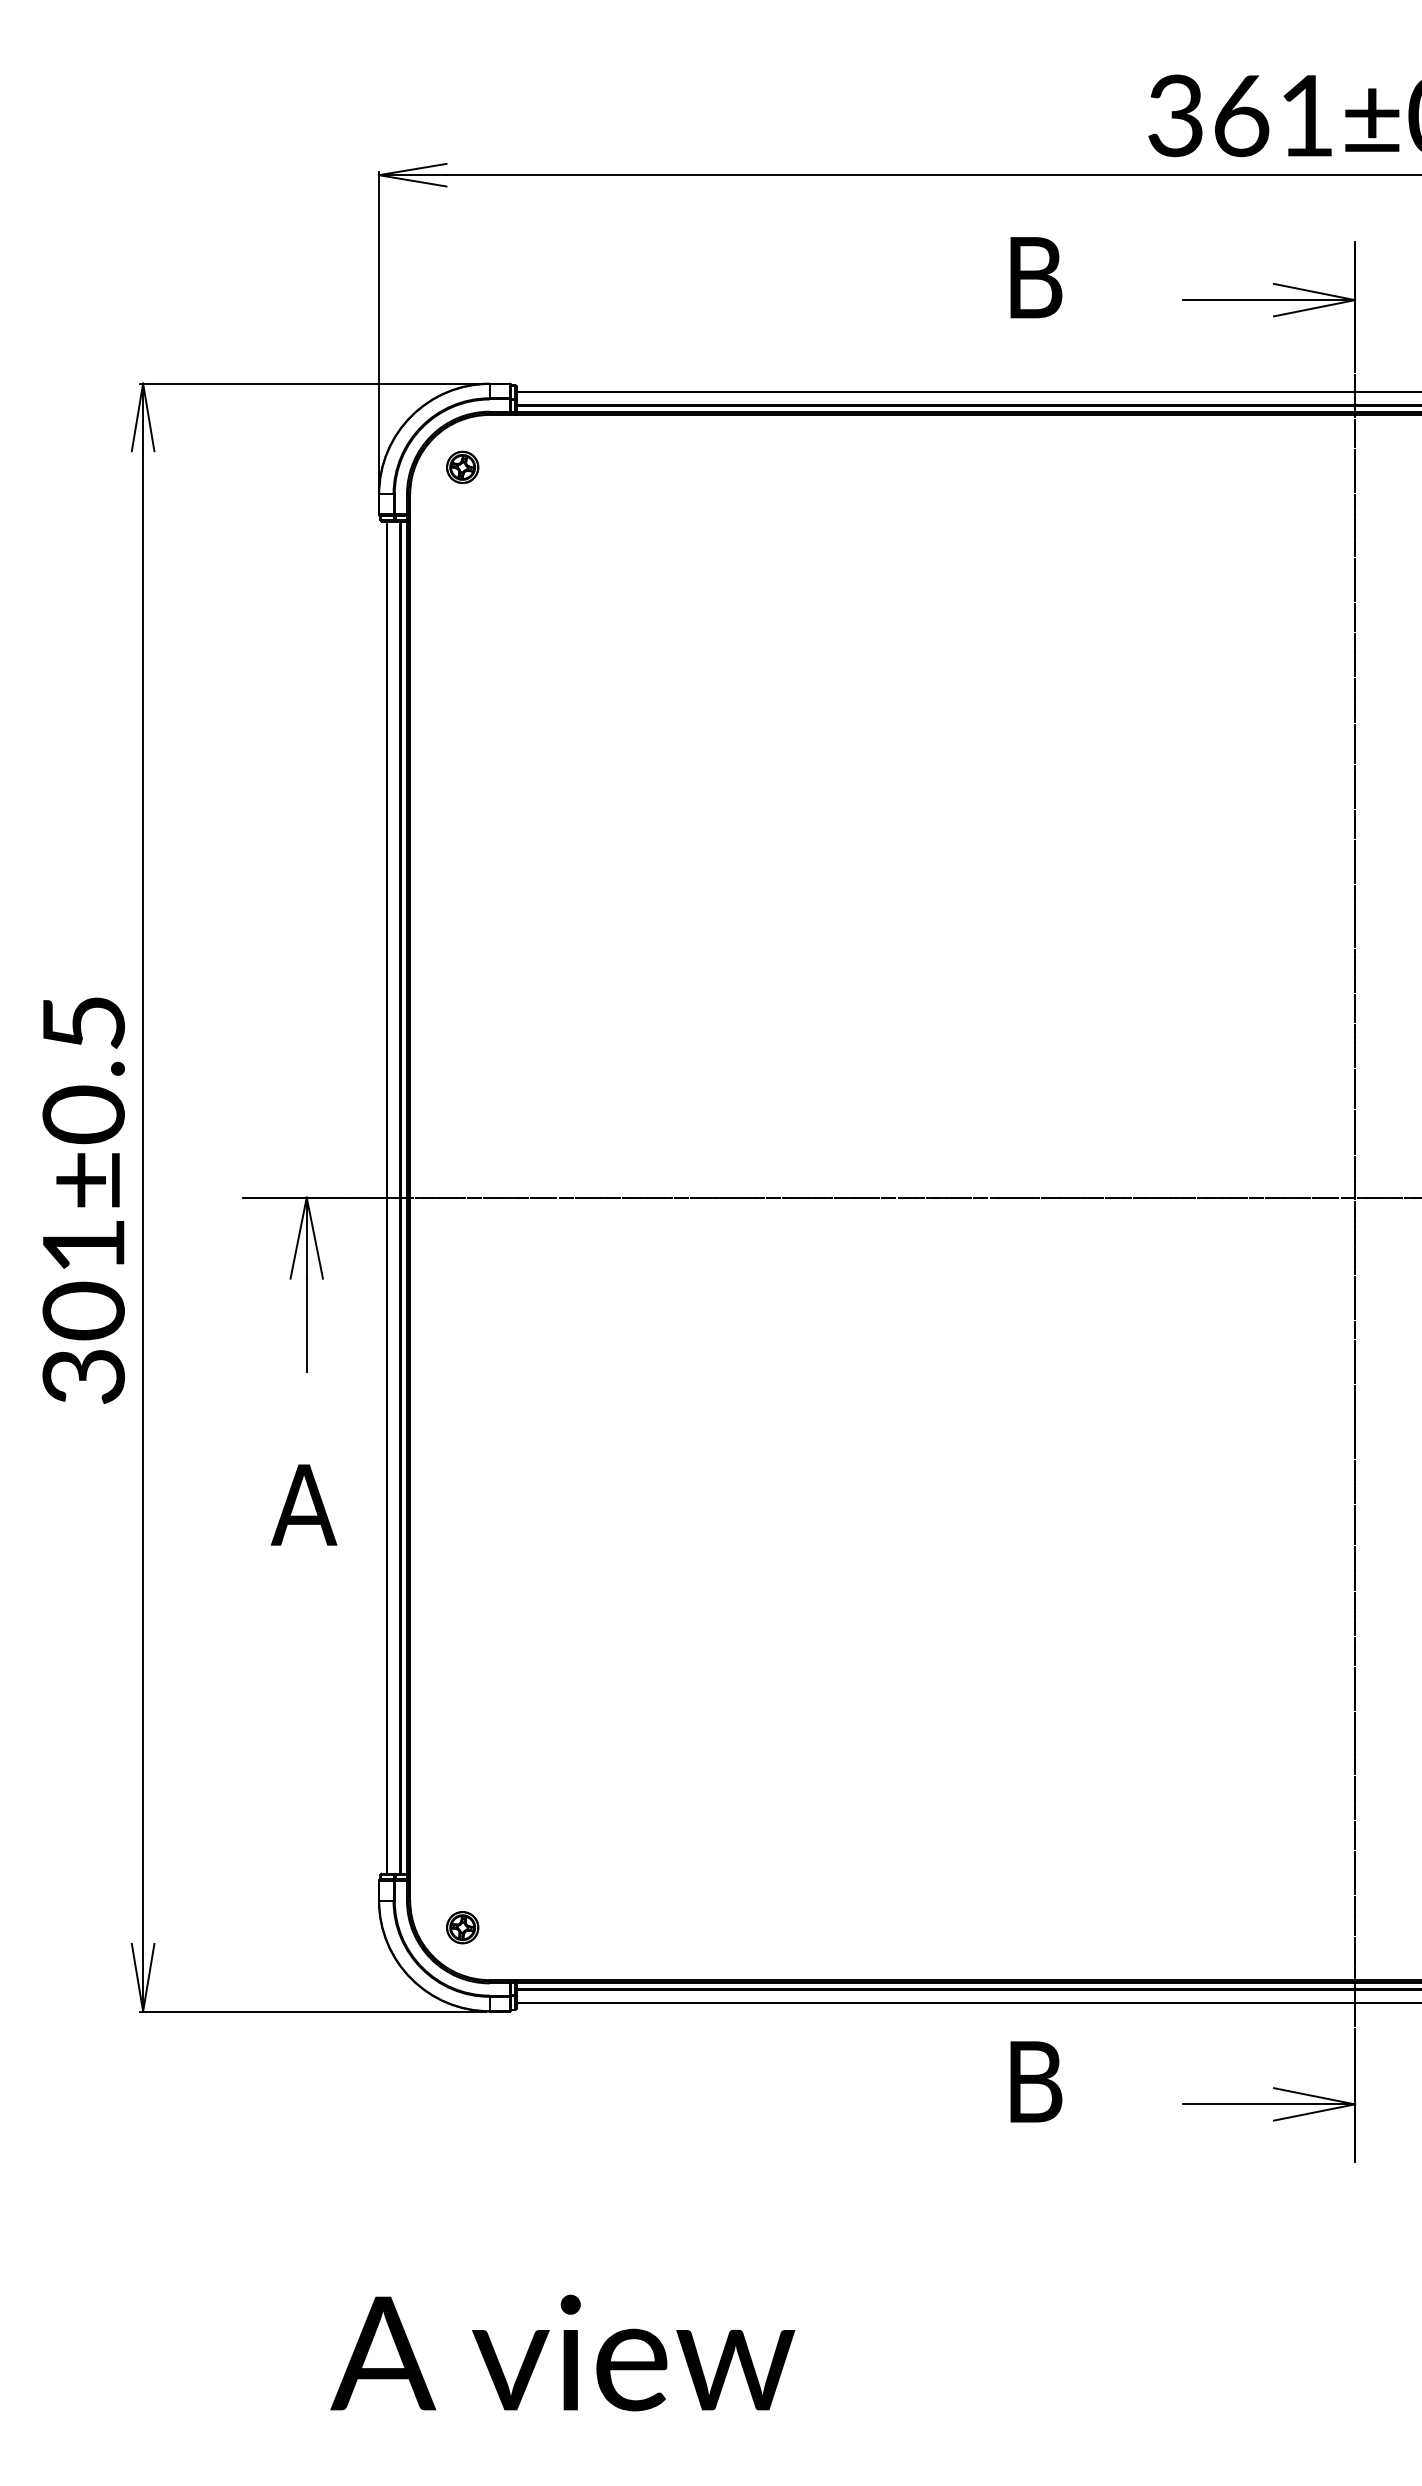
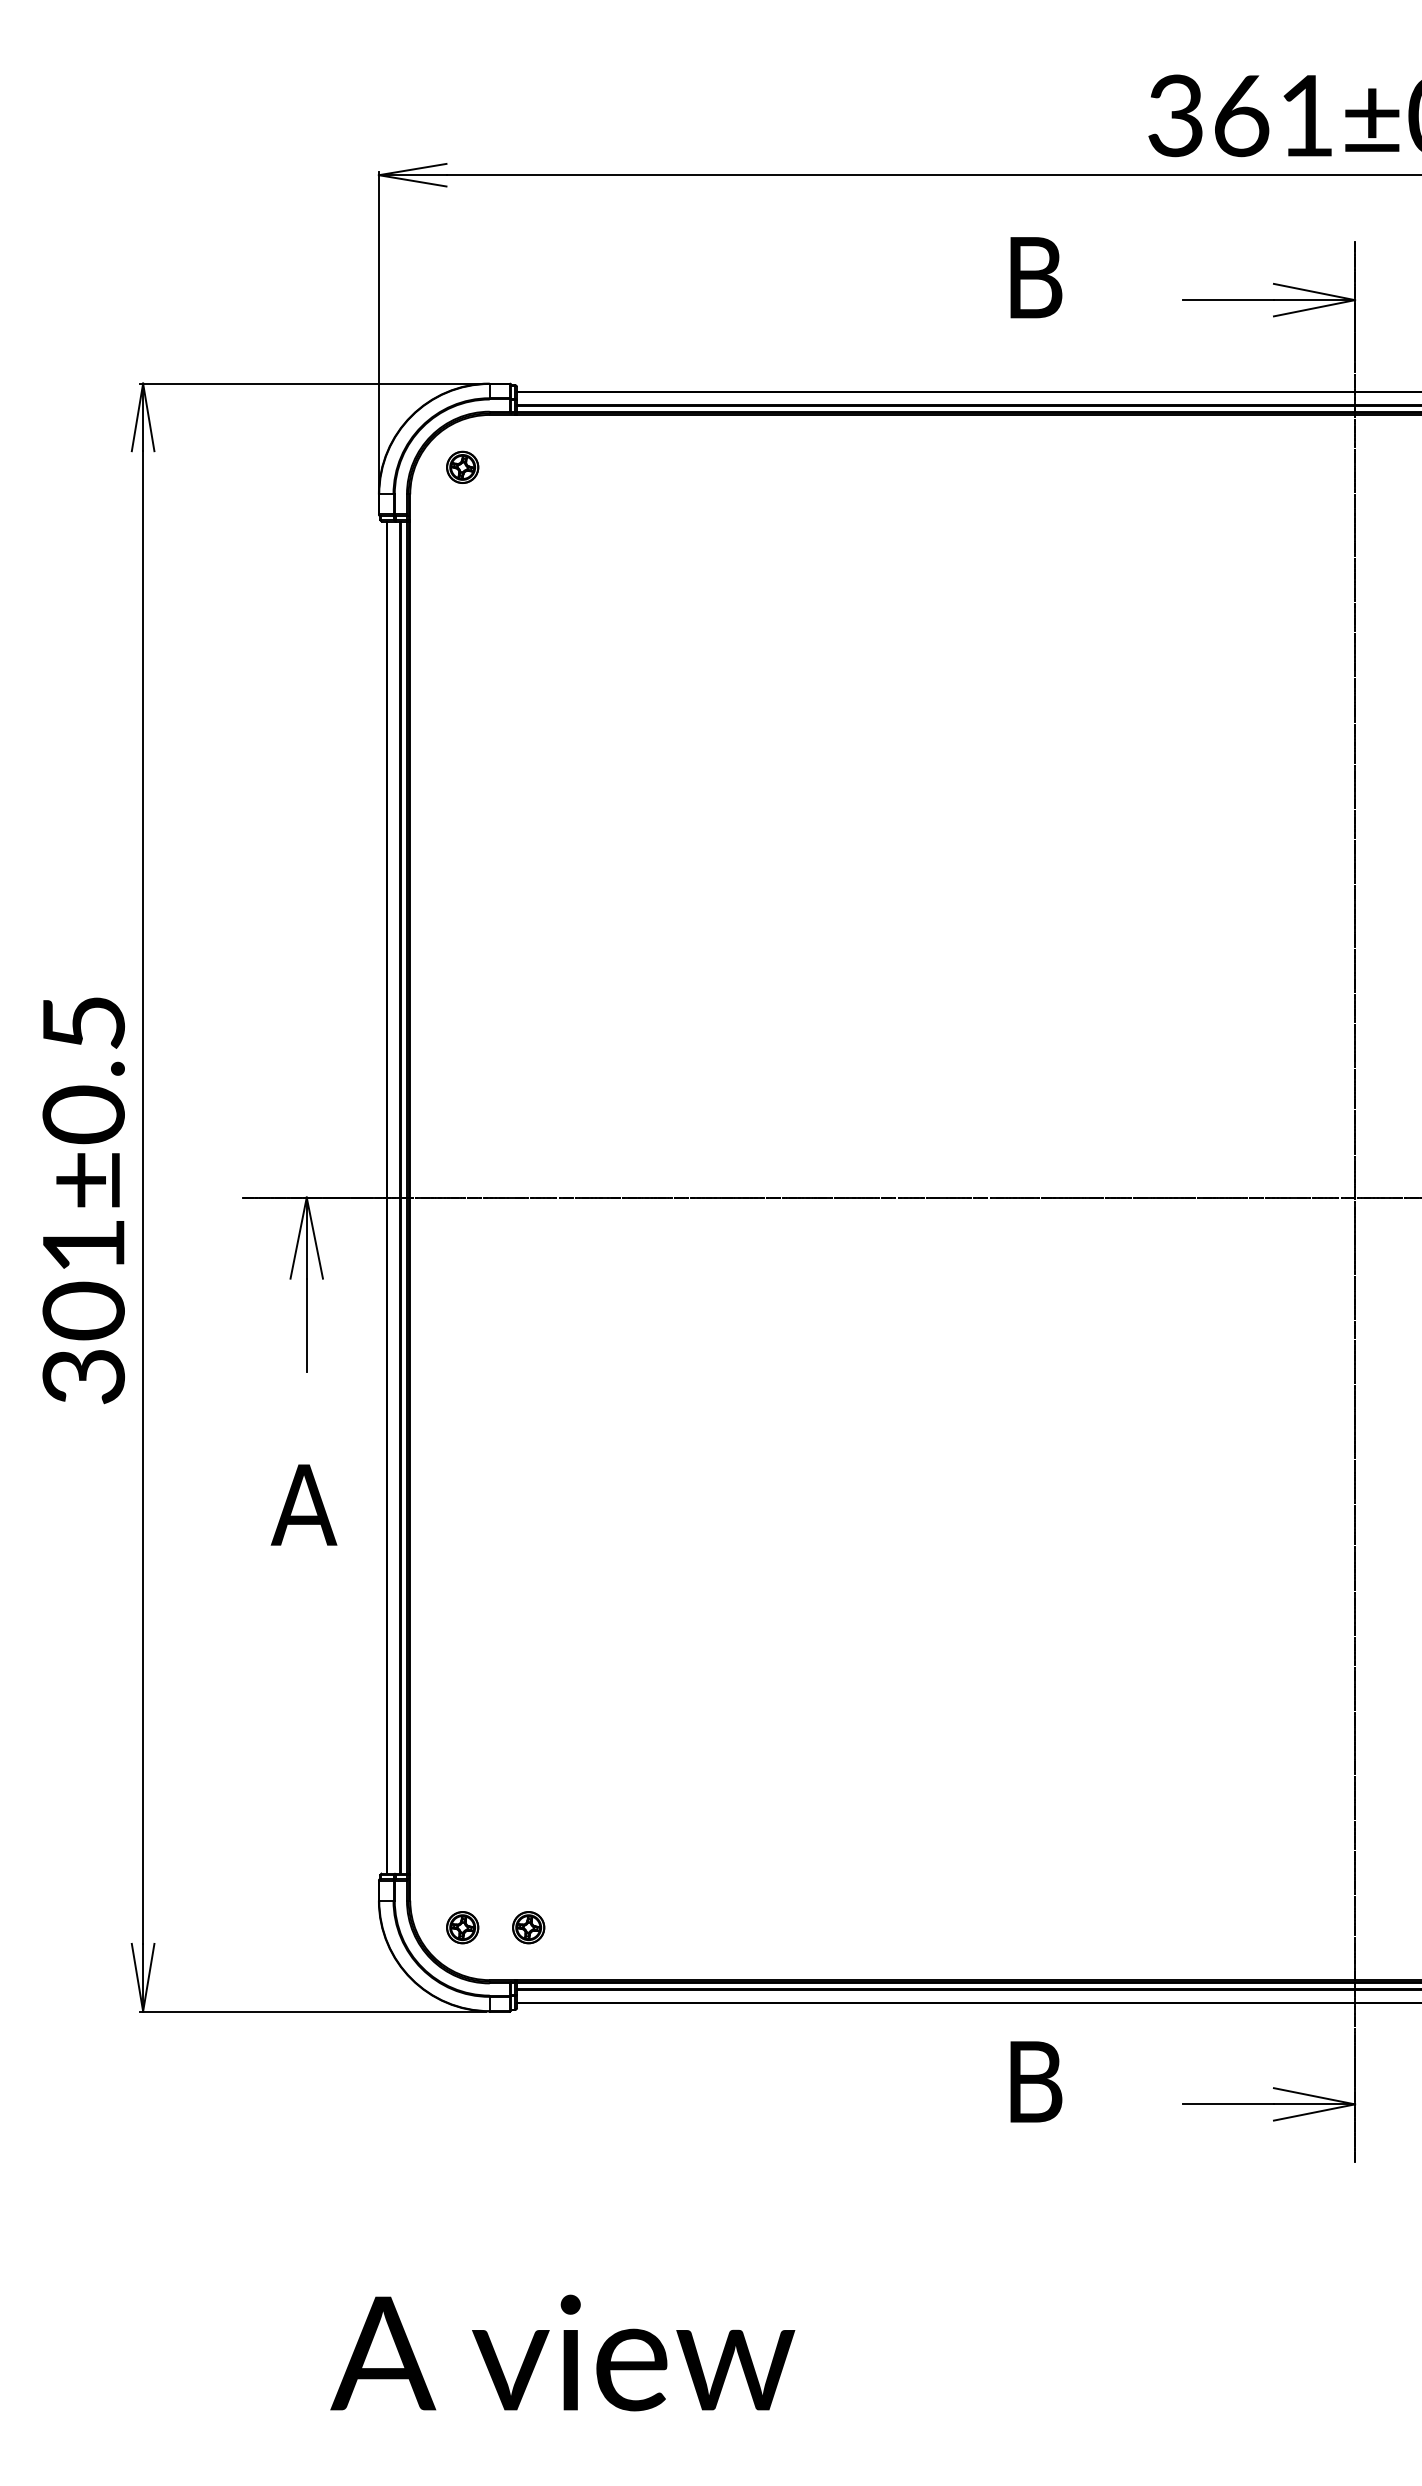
part: none -> present (528, 1927)
